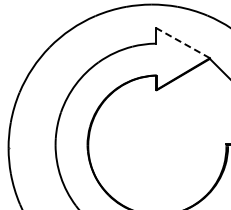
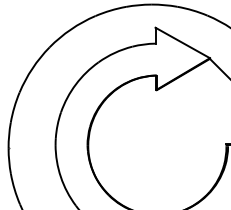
line: dashed -> solid (182, 42)
